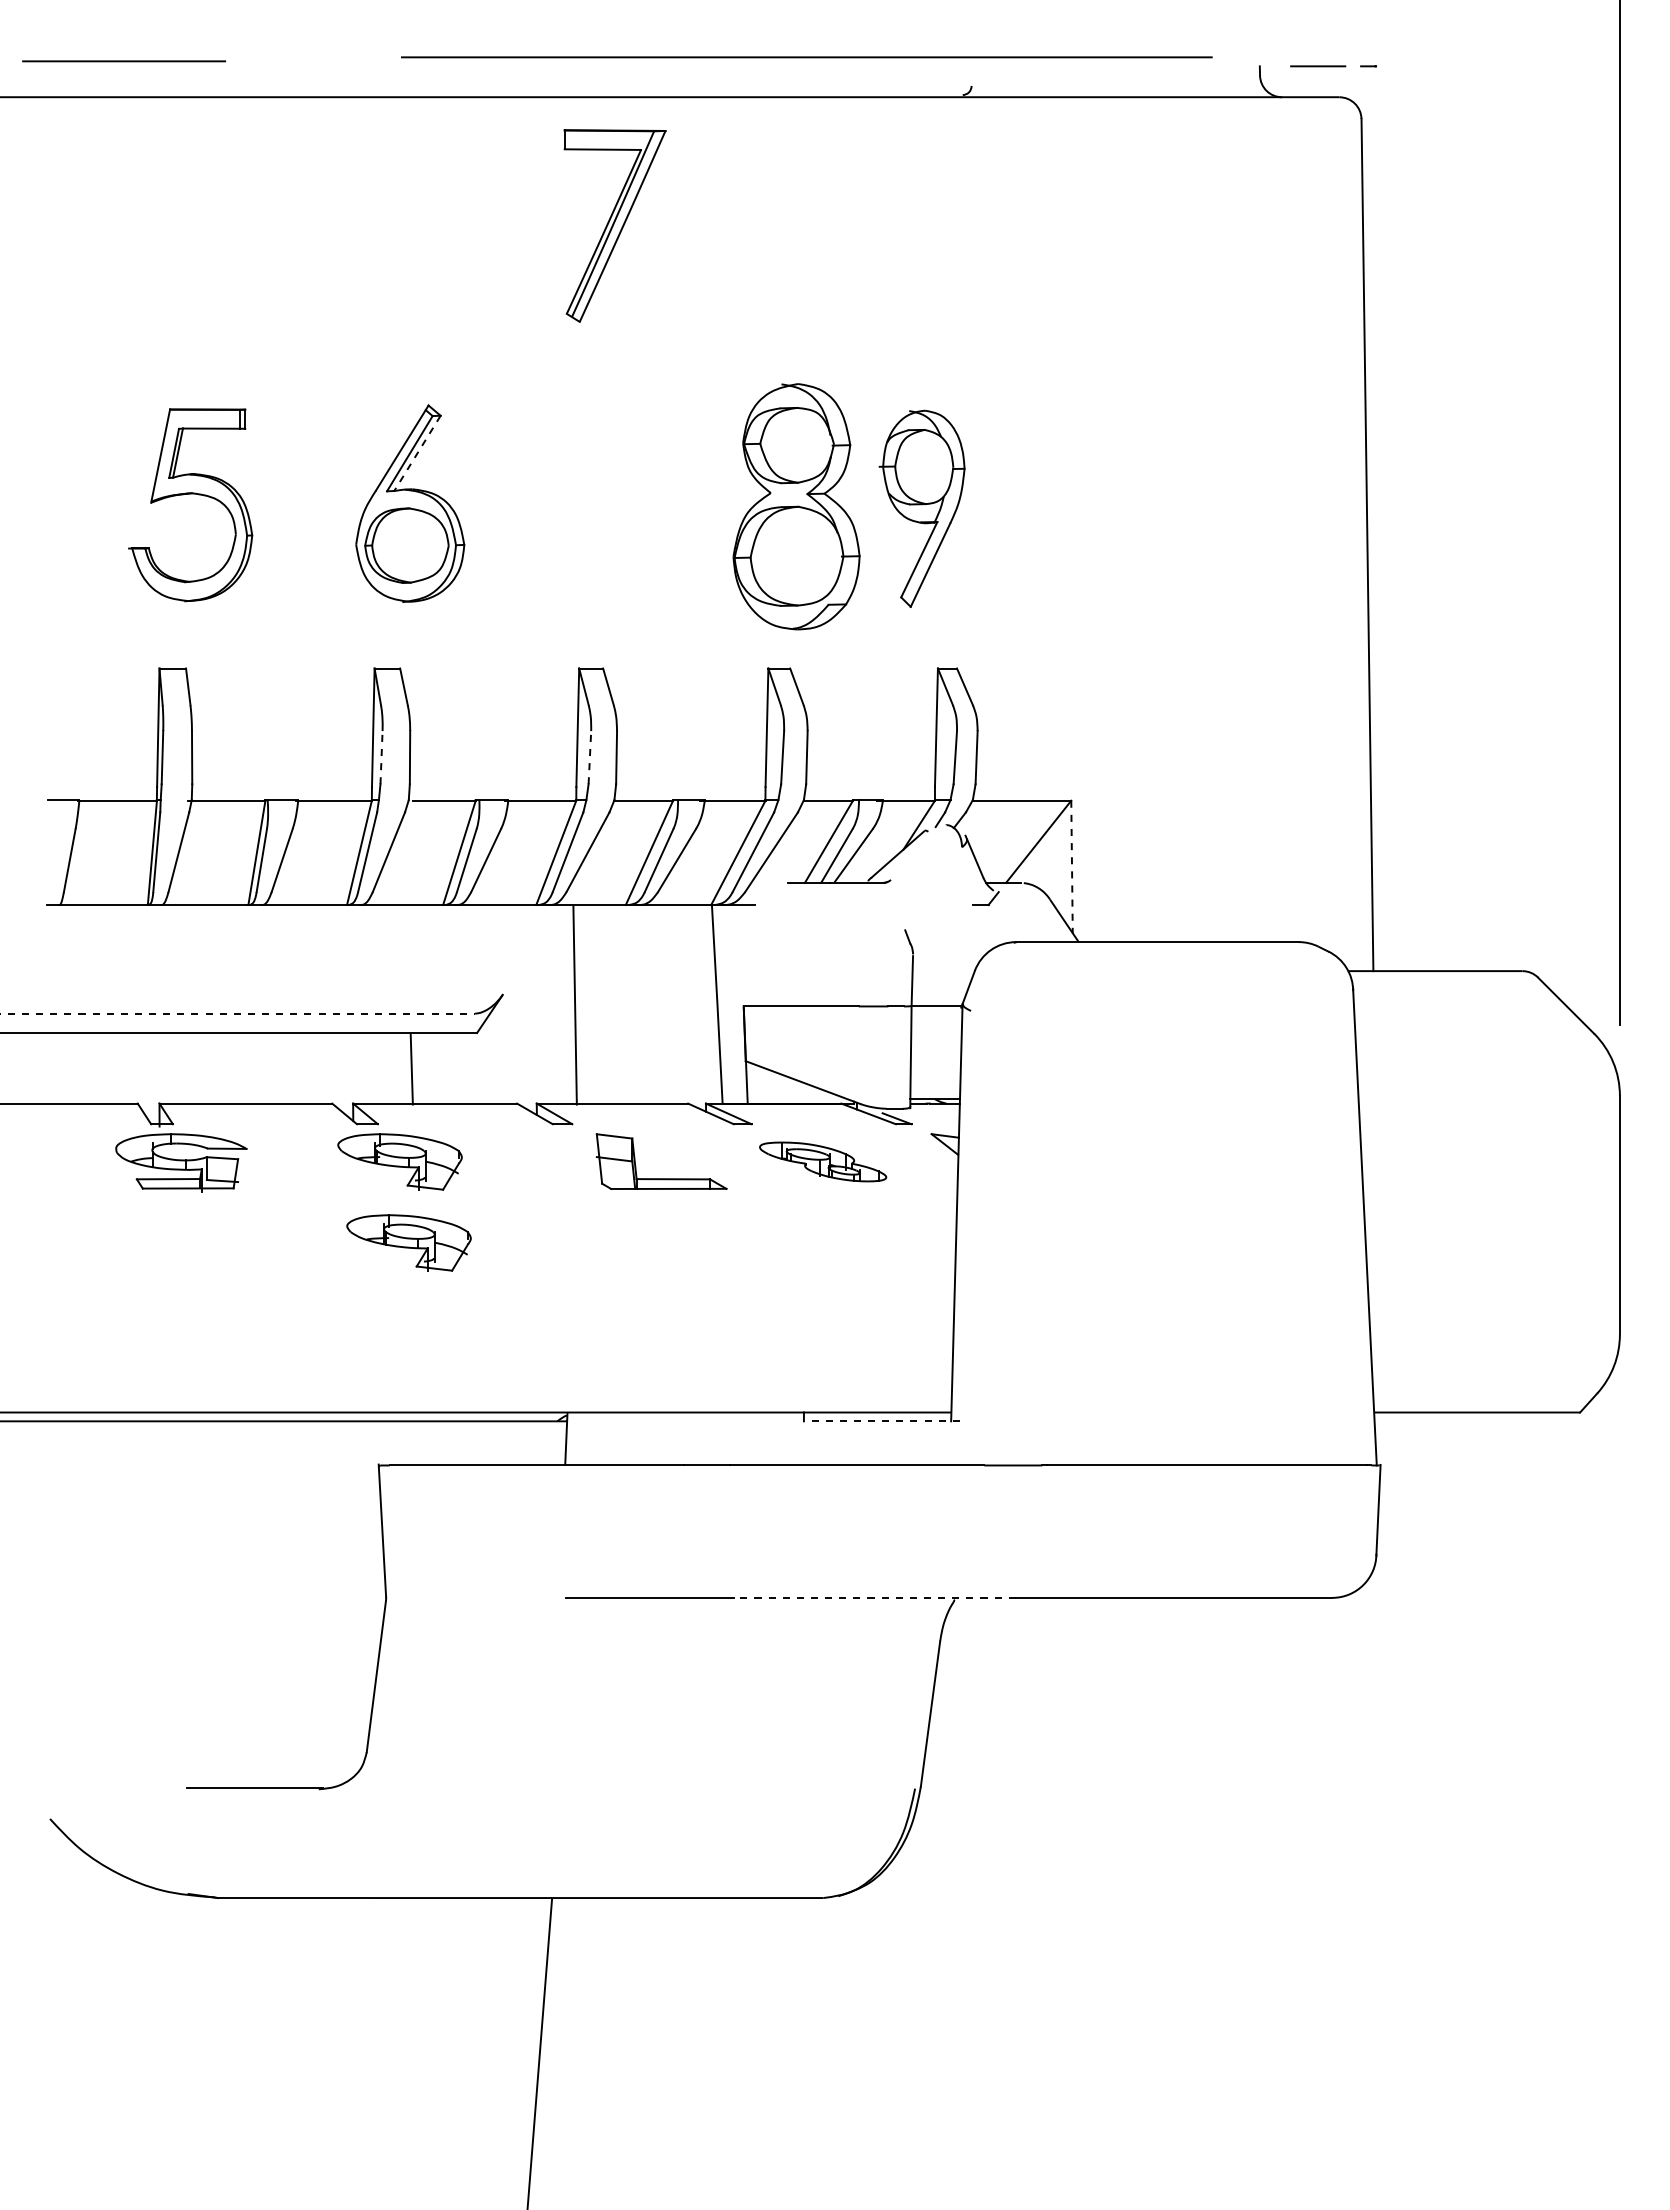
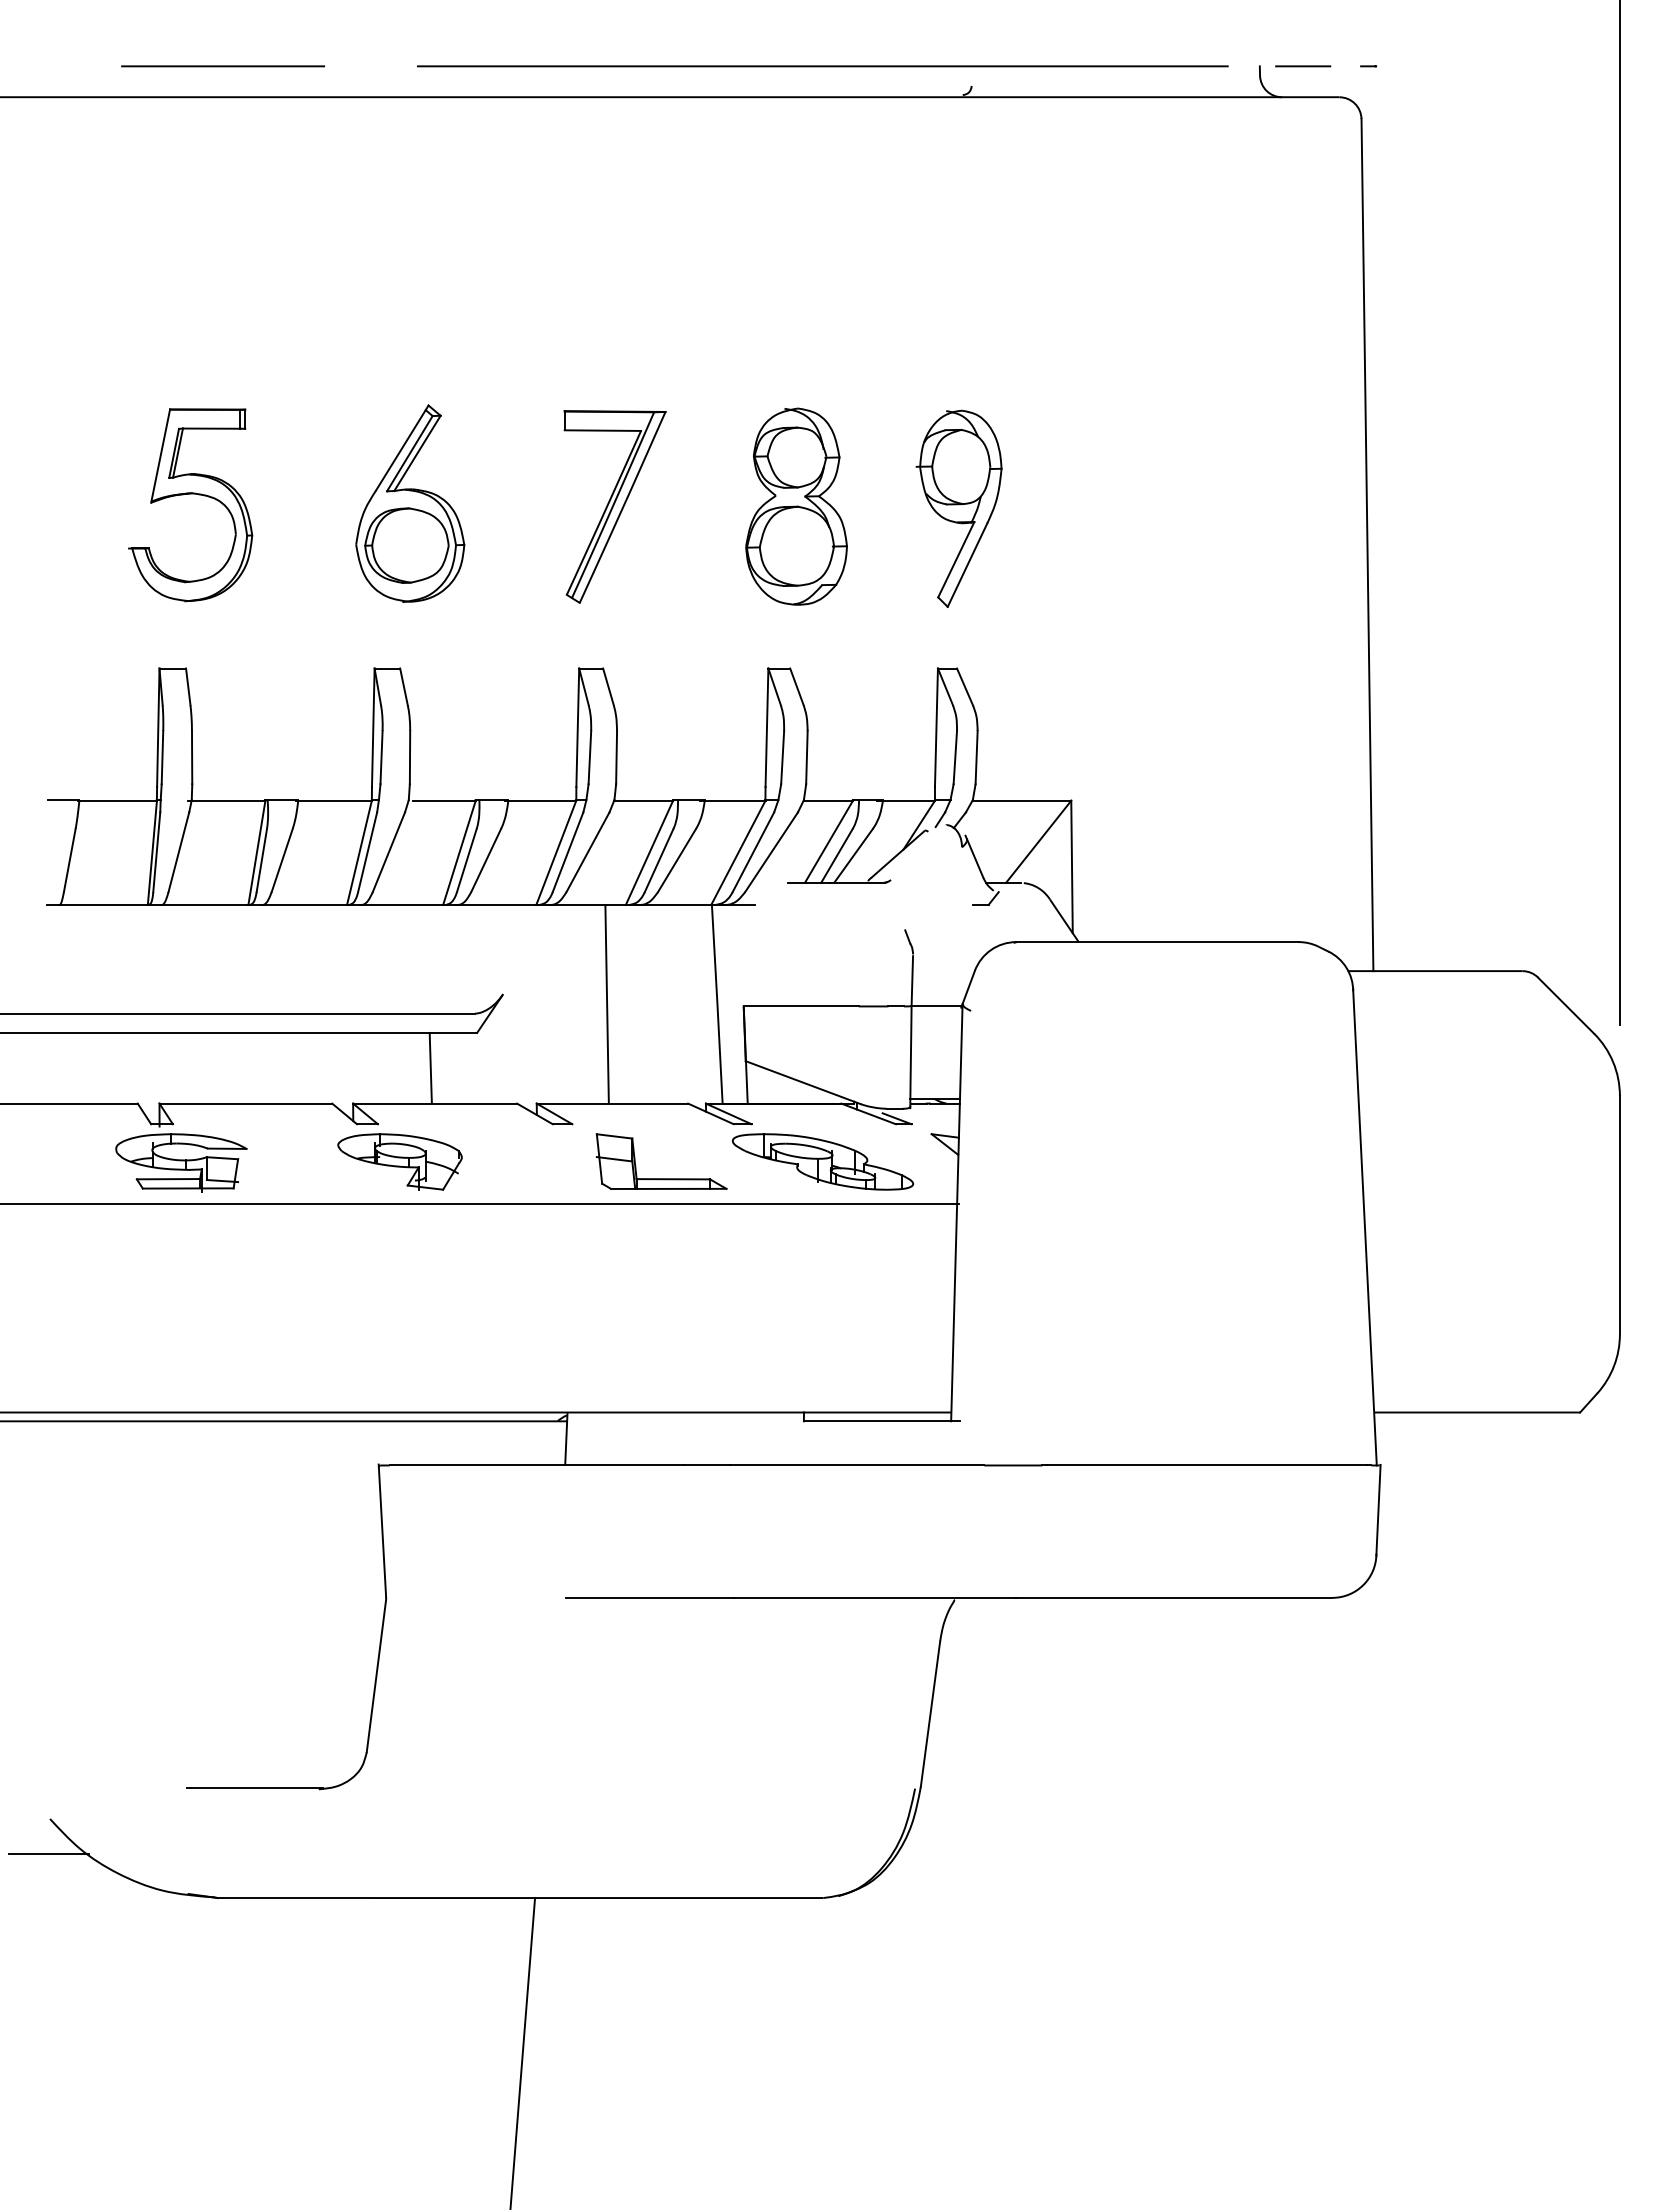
line position: (806, 57) -> (822, 66) (822, 66)
line position: (123, 61) -> (222, 66) (222, 66)
line position: (1318, 66) -> (1303, 66) (1303, 66)
part position: (614, 225) -> (614, 506) (614, 506)
line: dashed -> solid (417, 453)
part size: 129x248 px -> 103x199 px (796, 506)
part position: (921, 508) -> (958, 508) (958, 508)
line: dashed -> solid (381, 757)
line: dashed -> solid (589, 757)
line: dashed -> solid (1072, 867)
line position: (574, 1004) -> (606, 1003) (606, 1003)
line: dashed -> solid (238, 1013)
line position: (411, 1068) -> (430, 1067) (430, 1067)
part size: 129x42 px -> 183x58 px (823, 1161)
line: none -> present (480, 1204)
part: present -> none (408, 1242)
line: dashed -> solid (881, 1421)
line: dashed -> solid (874, 1597)
line: none -> present (48, 1853)
line position: (539, 2052) -> (522, 2052) (522, 2052)
